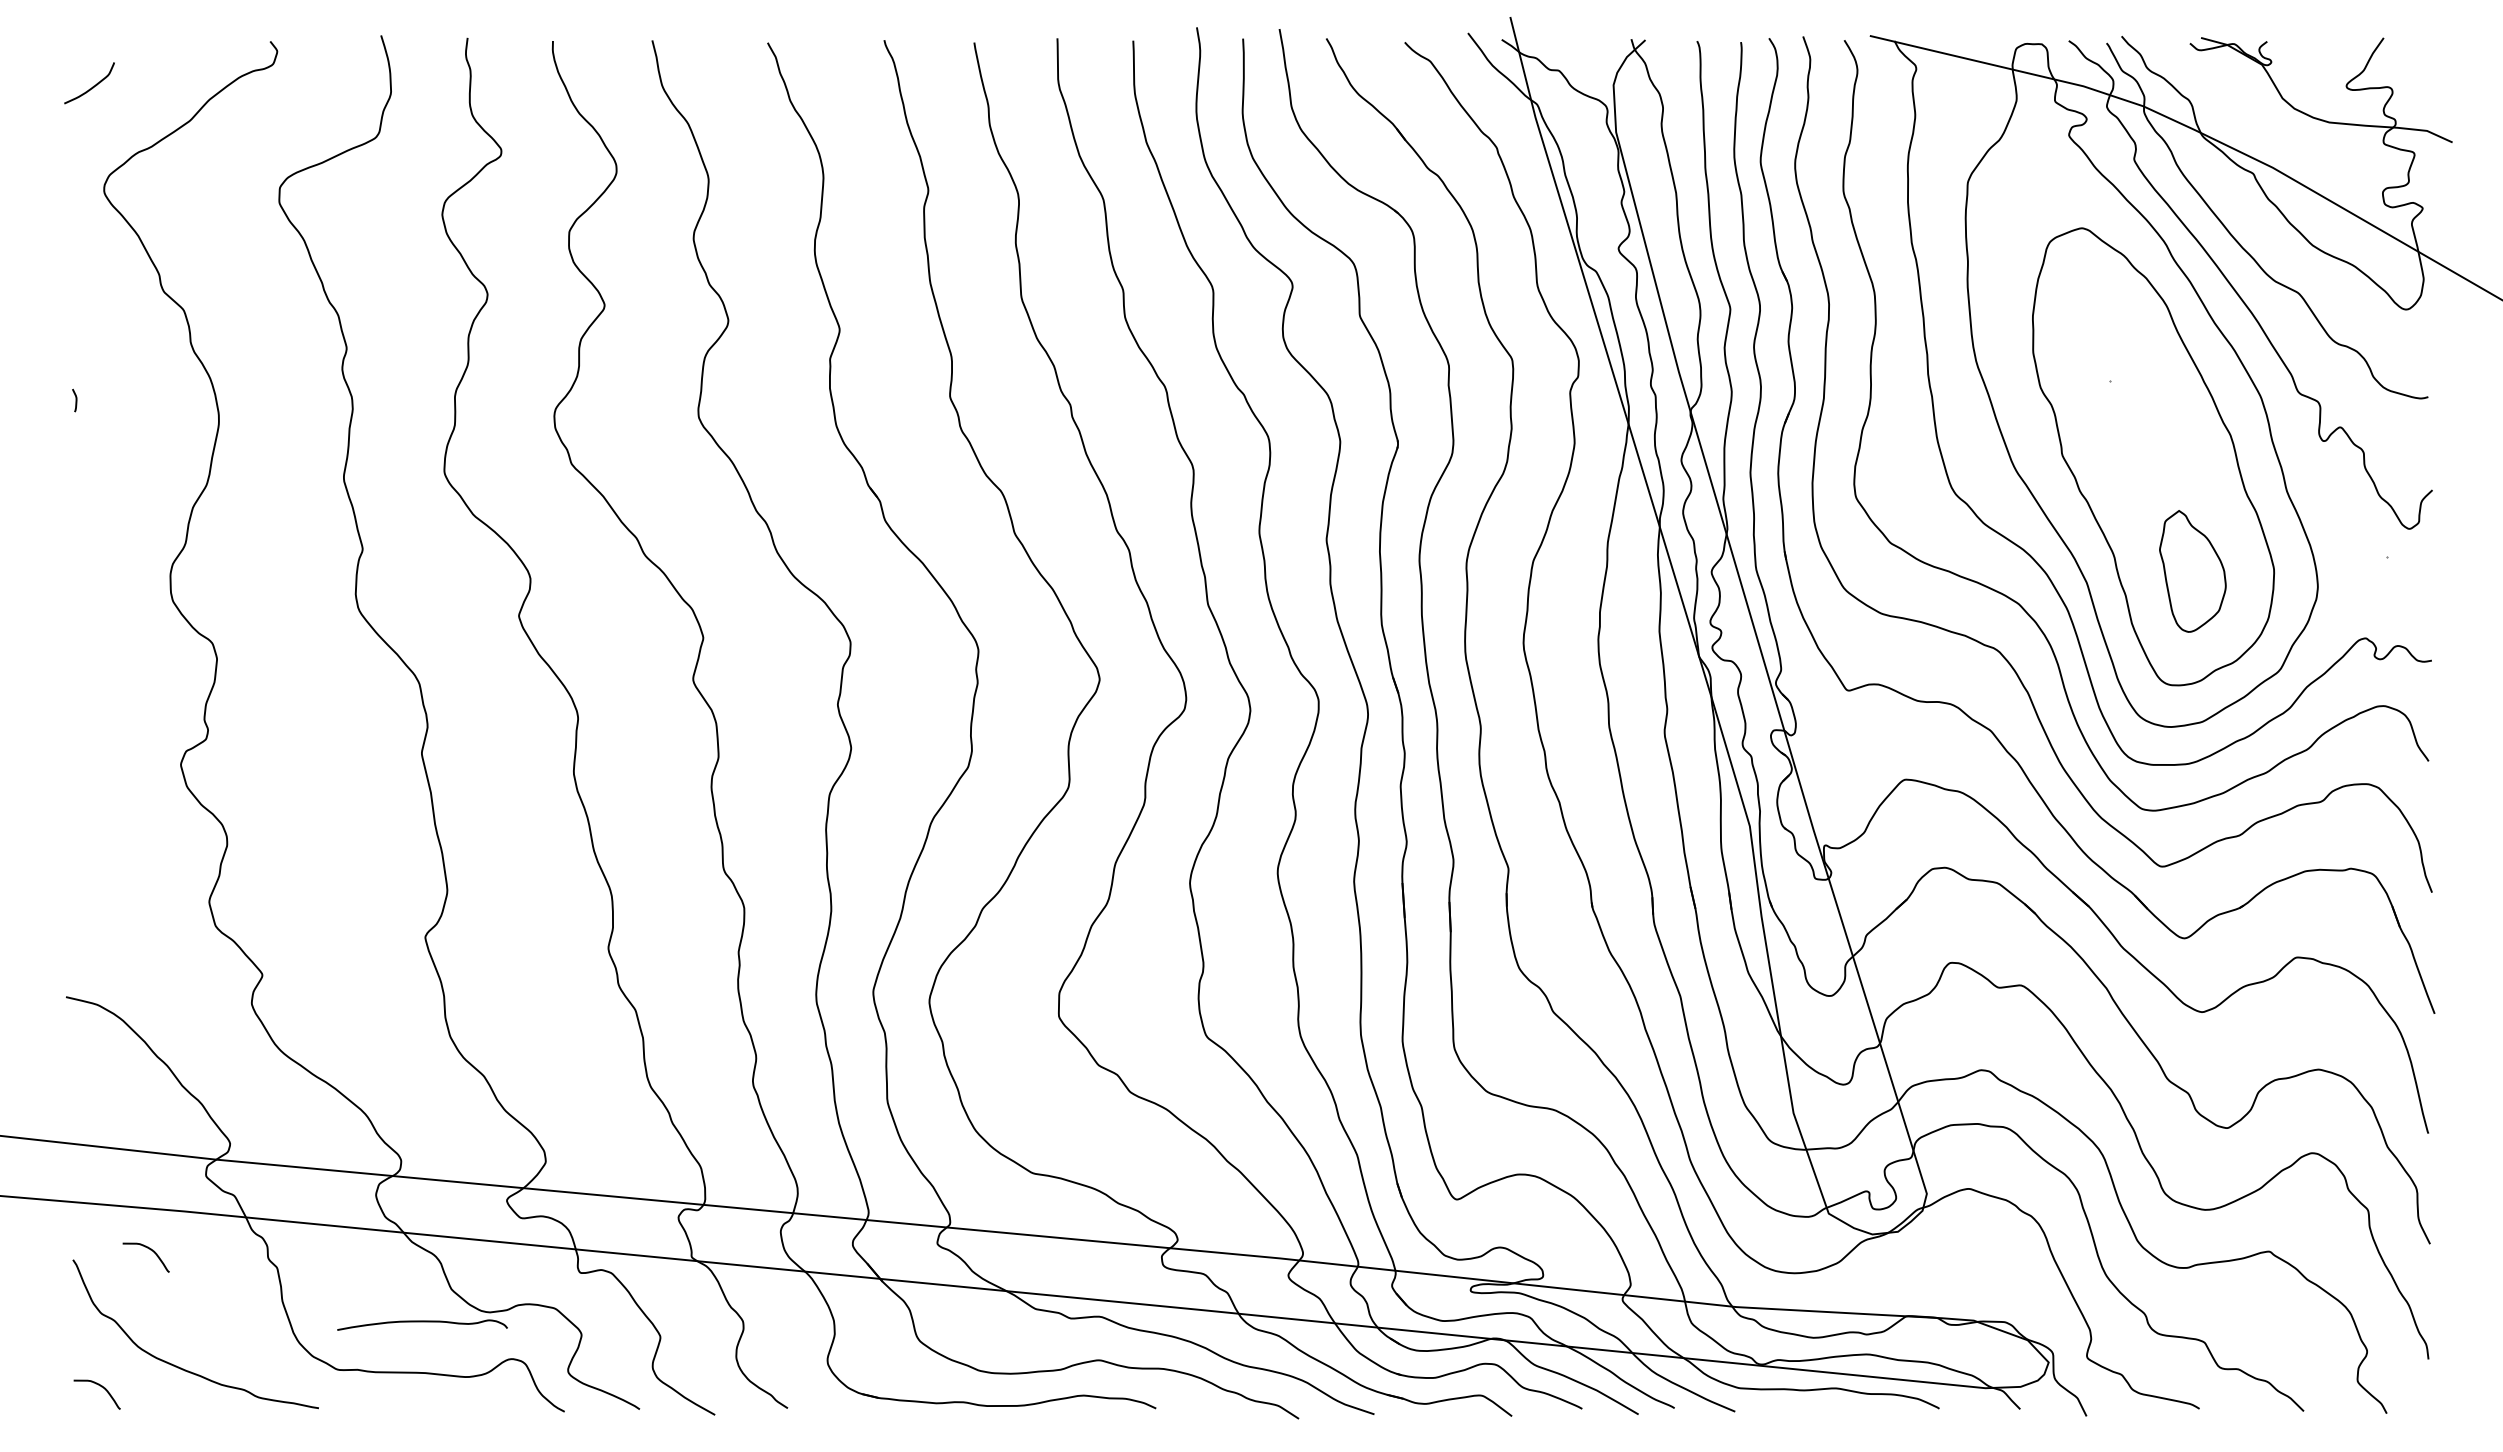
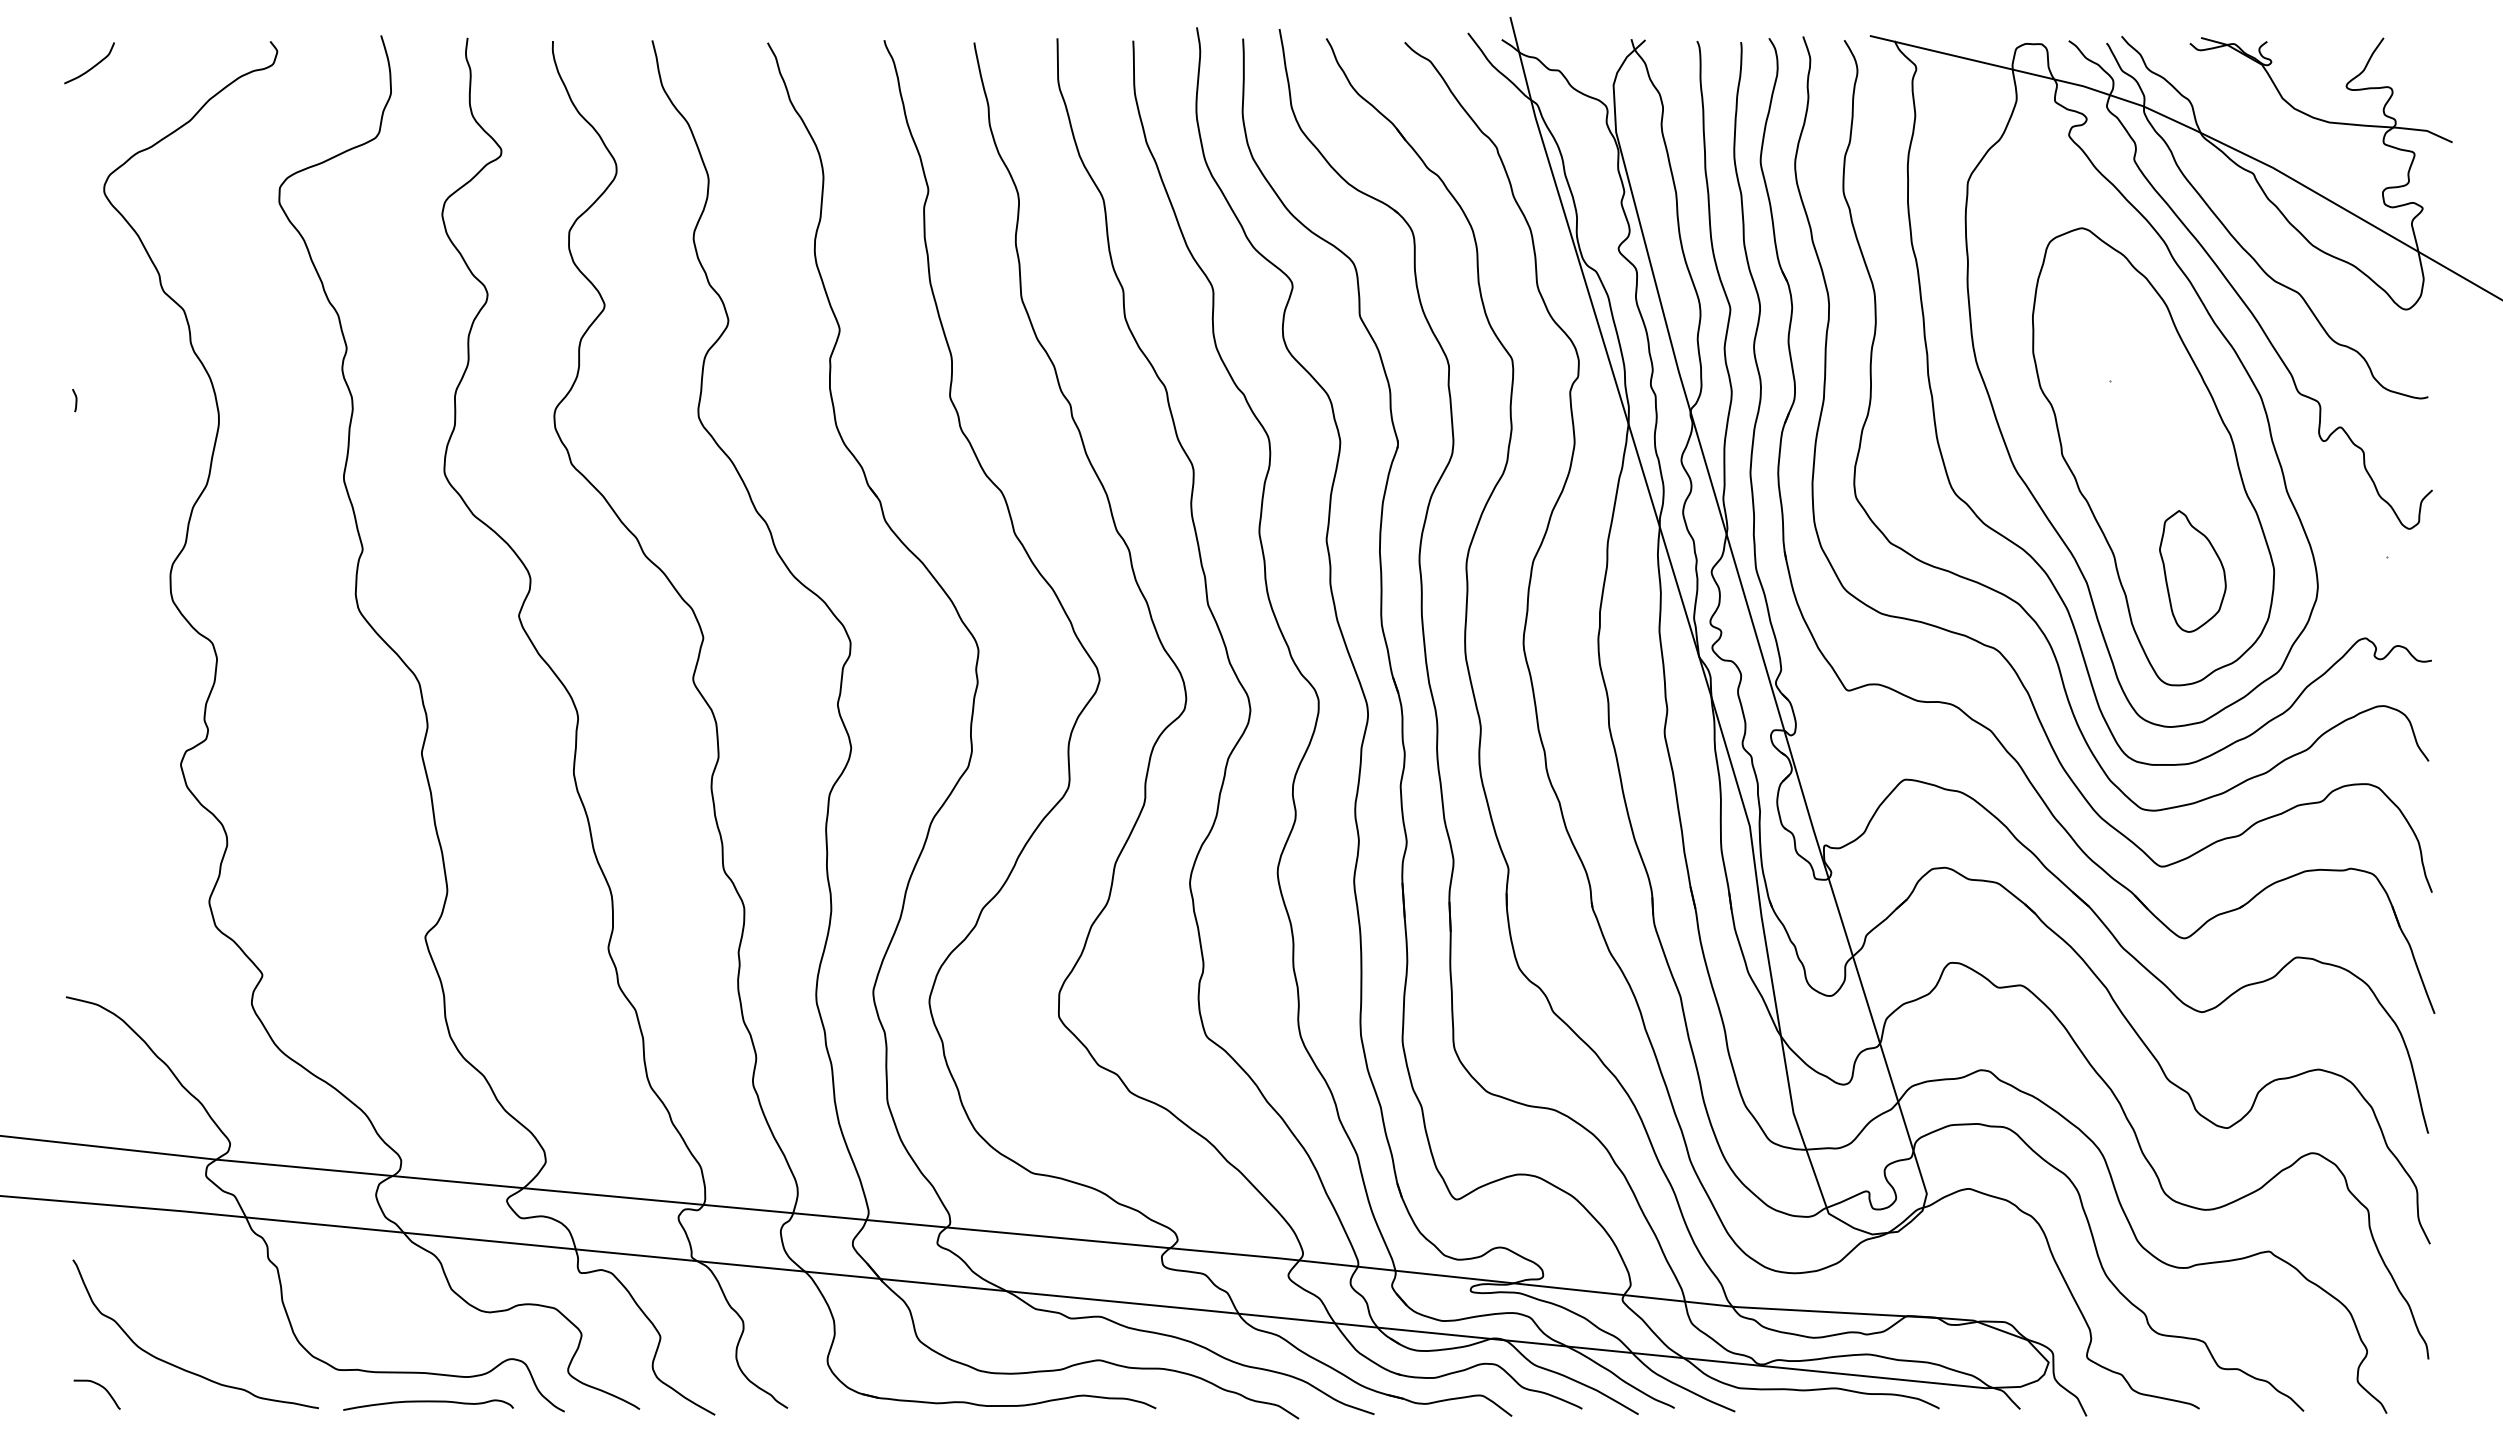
curve position: (92, 86) -> (92, 66) (92, 66)
curve: present -> none (150, 1250)
curve position: (422, 1322) -> (428, 1402) (428, 1402)
